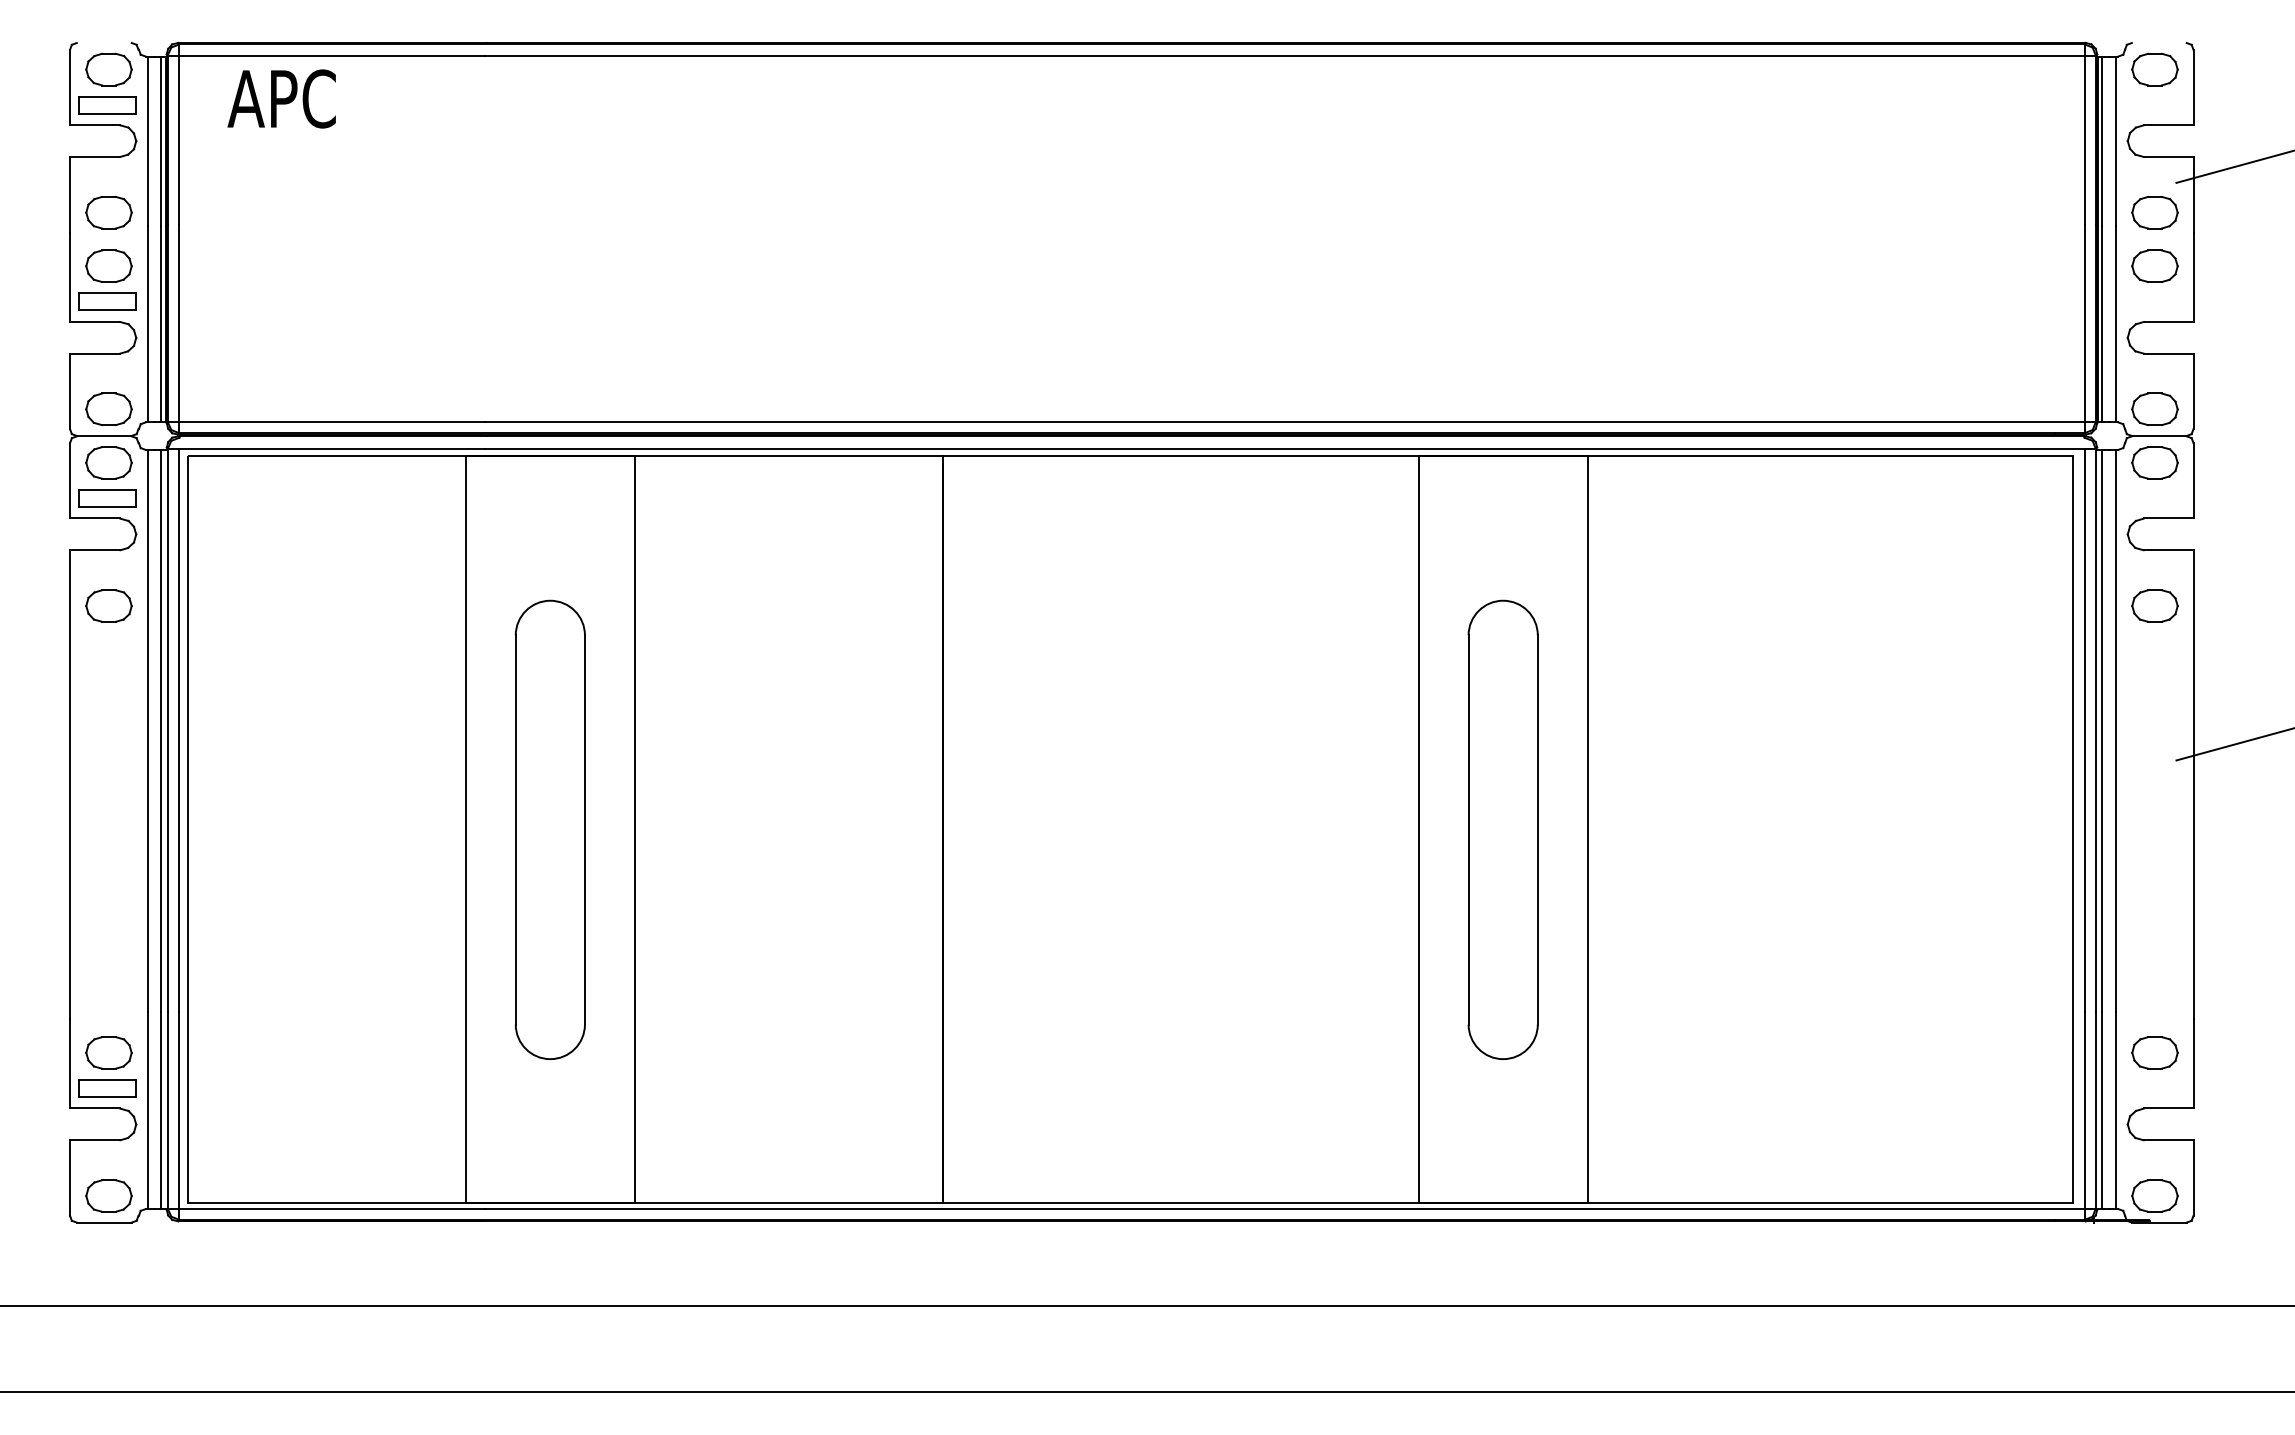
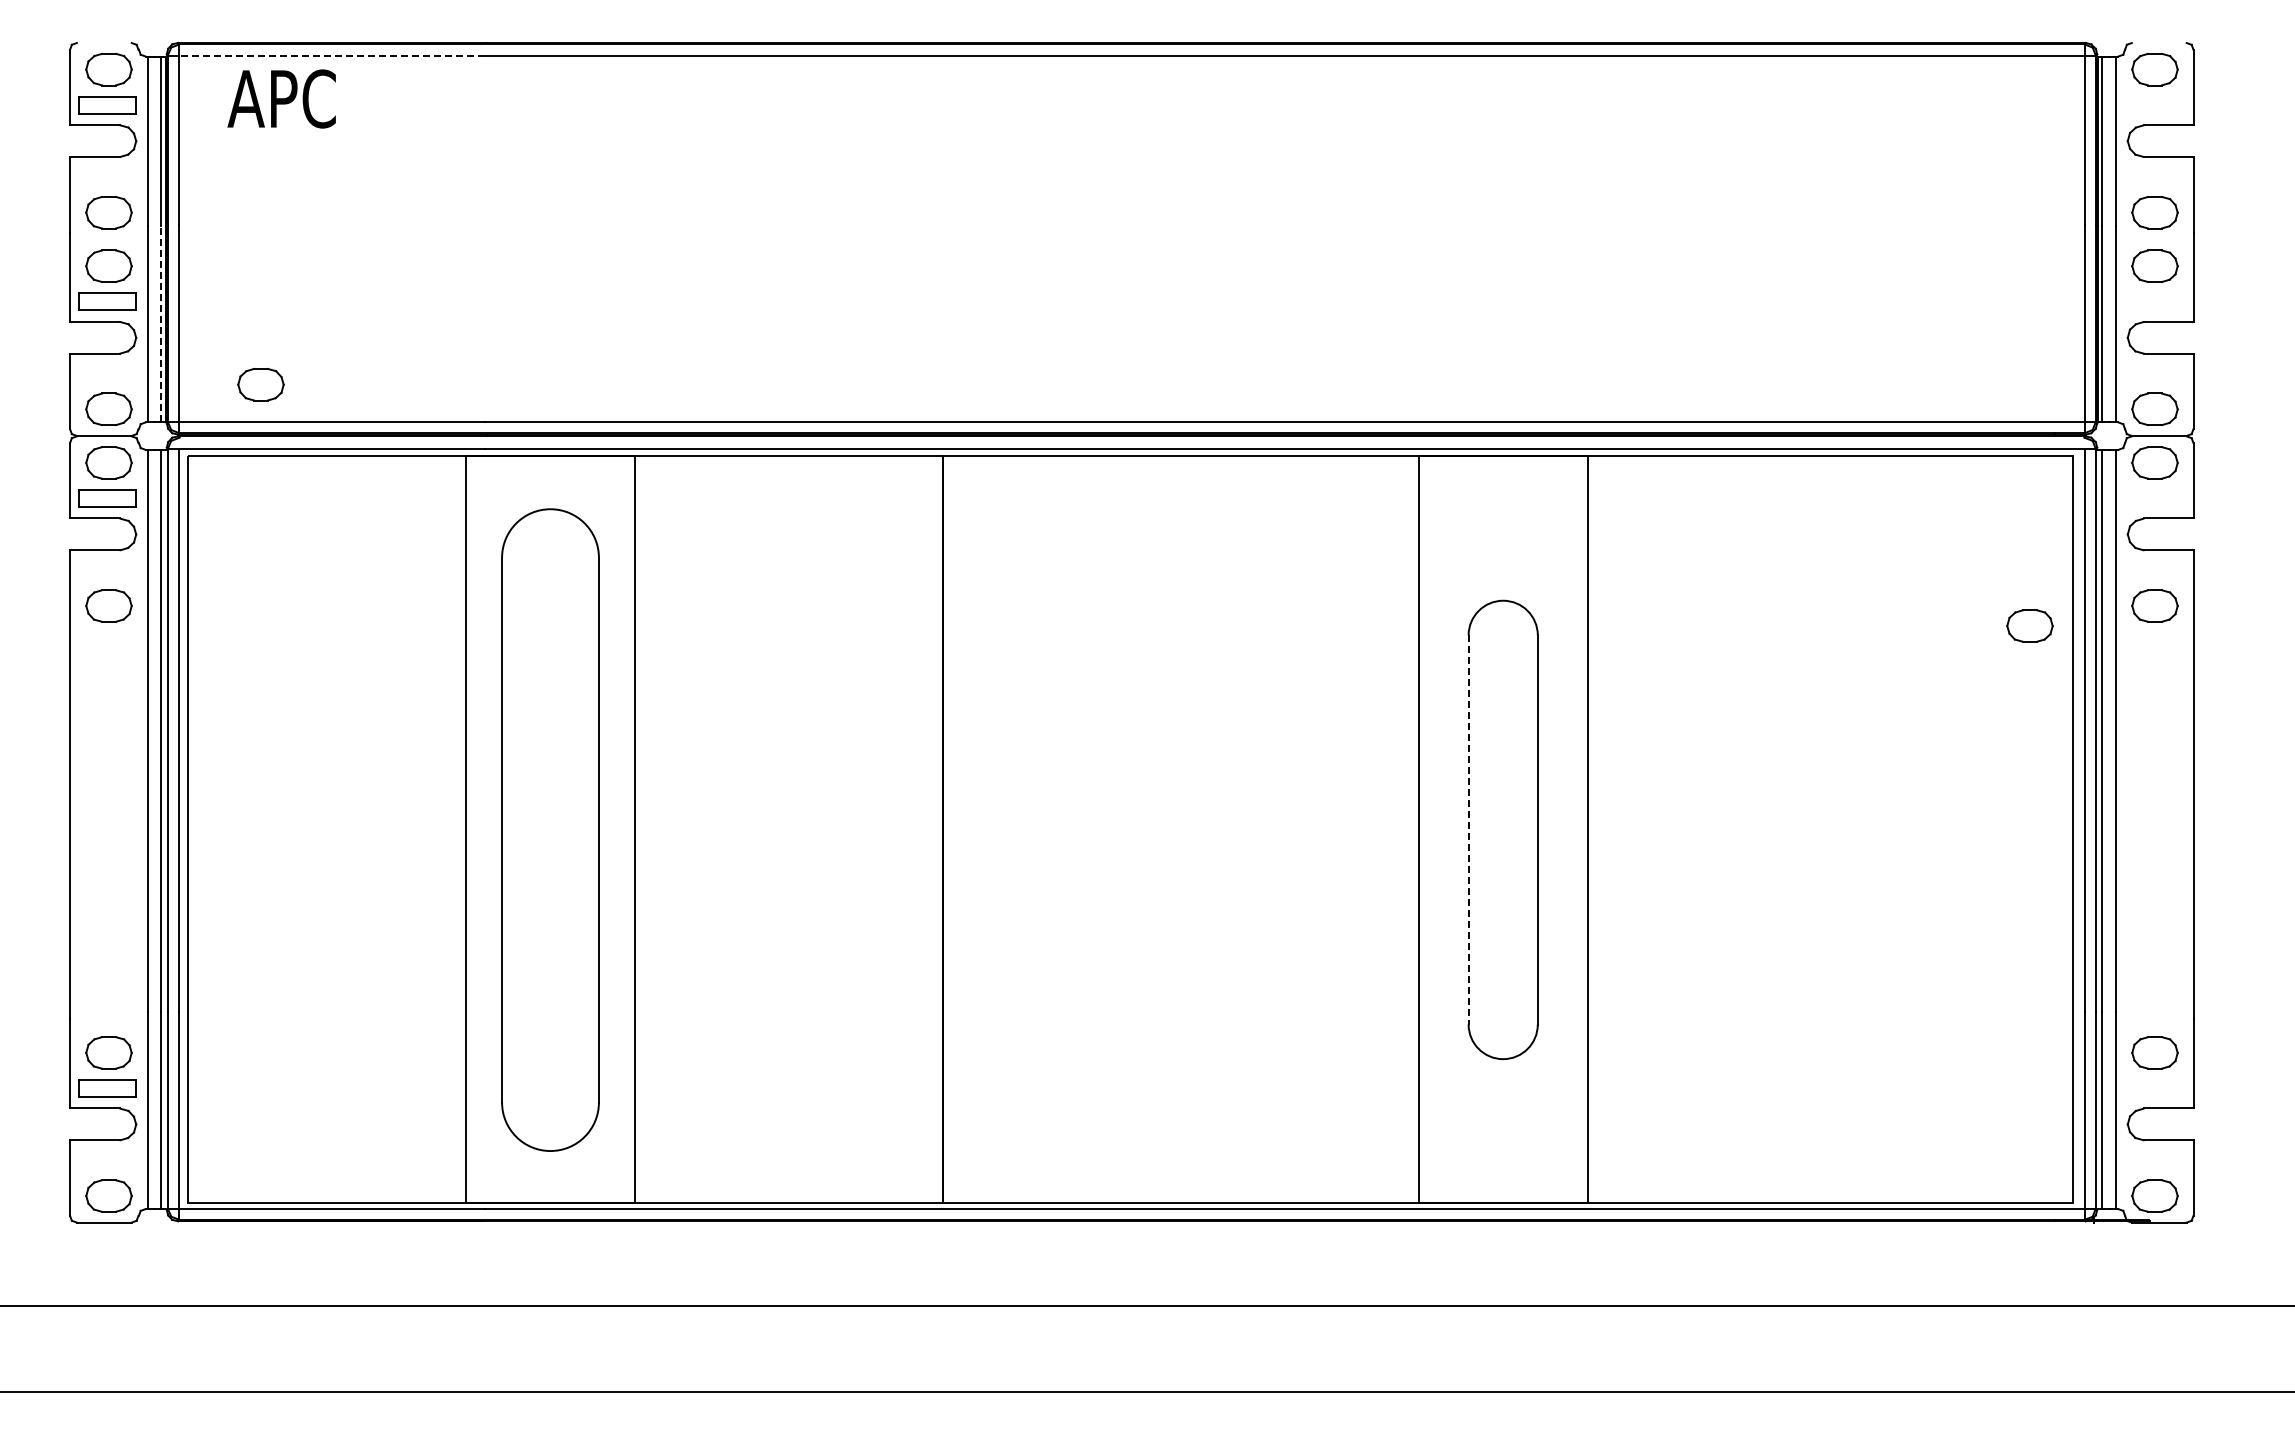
line: solid -> dashed (331, 55)
line: present -> none (2233, 166)
line: solid -> dashed (161, 323)
part: none -> present (260, 384)
part: none -> present (2029, 625)
line: present -> none (2233, 744)
part size: 72x461 px -> 99x644 px (550, 829)
line: solid -> dashed (1468, 829)
